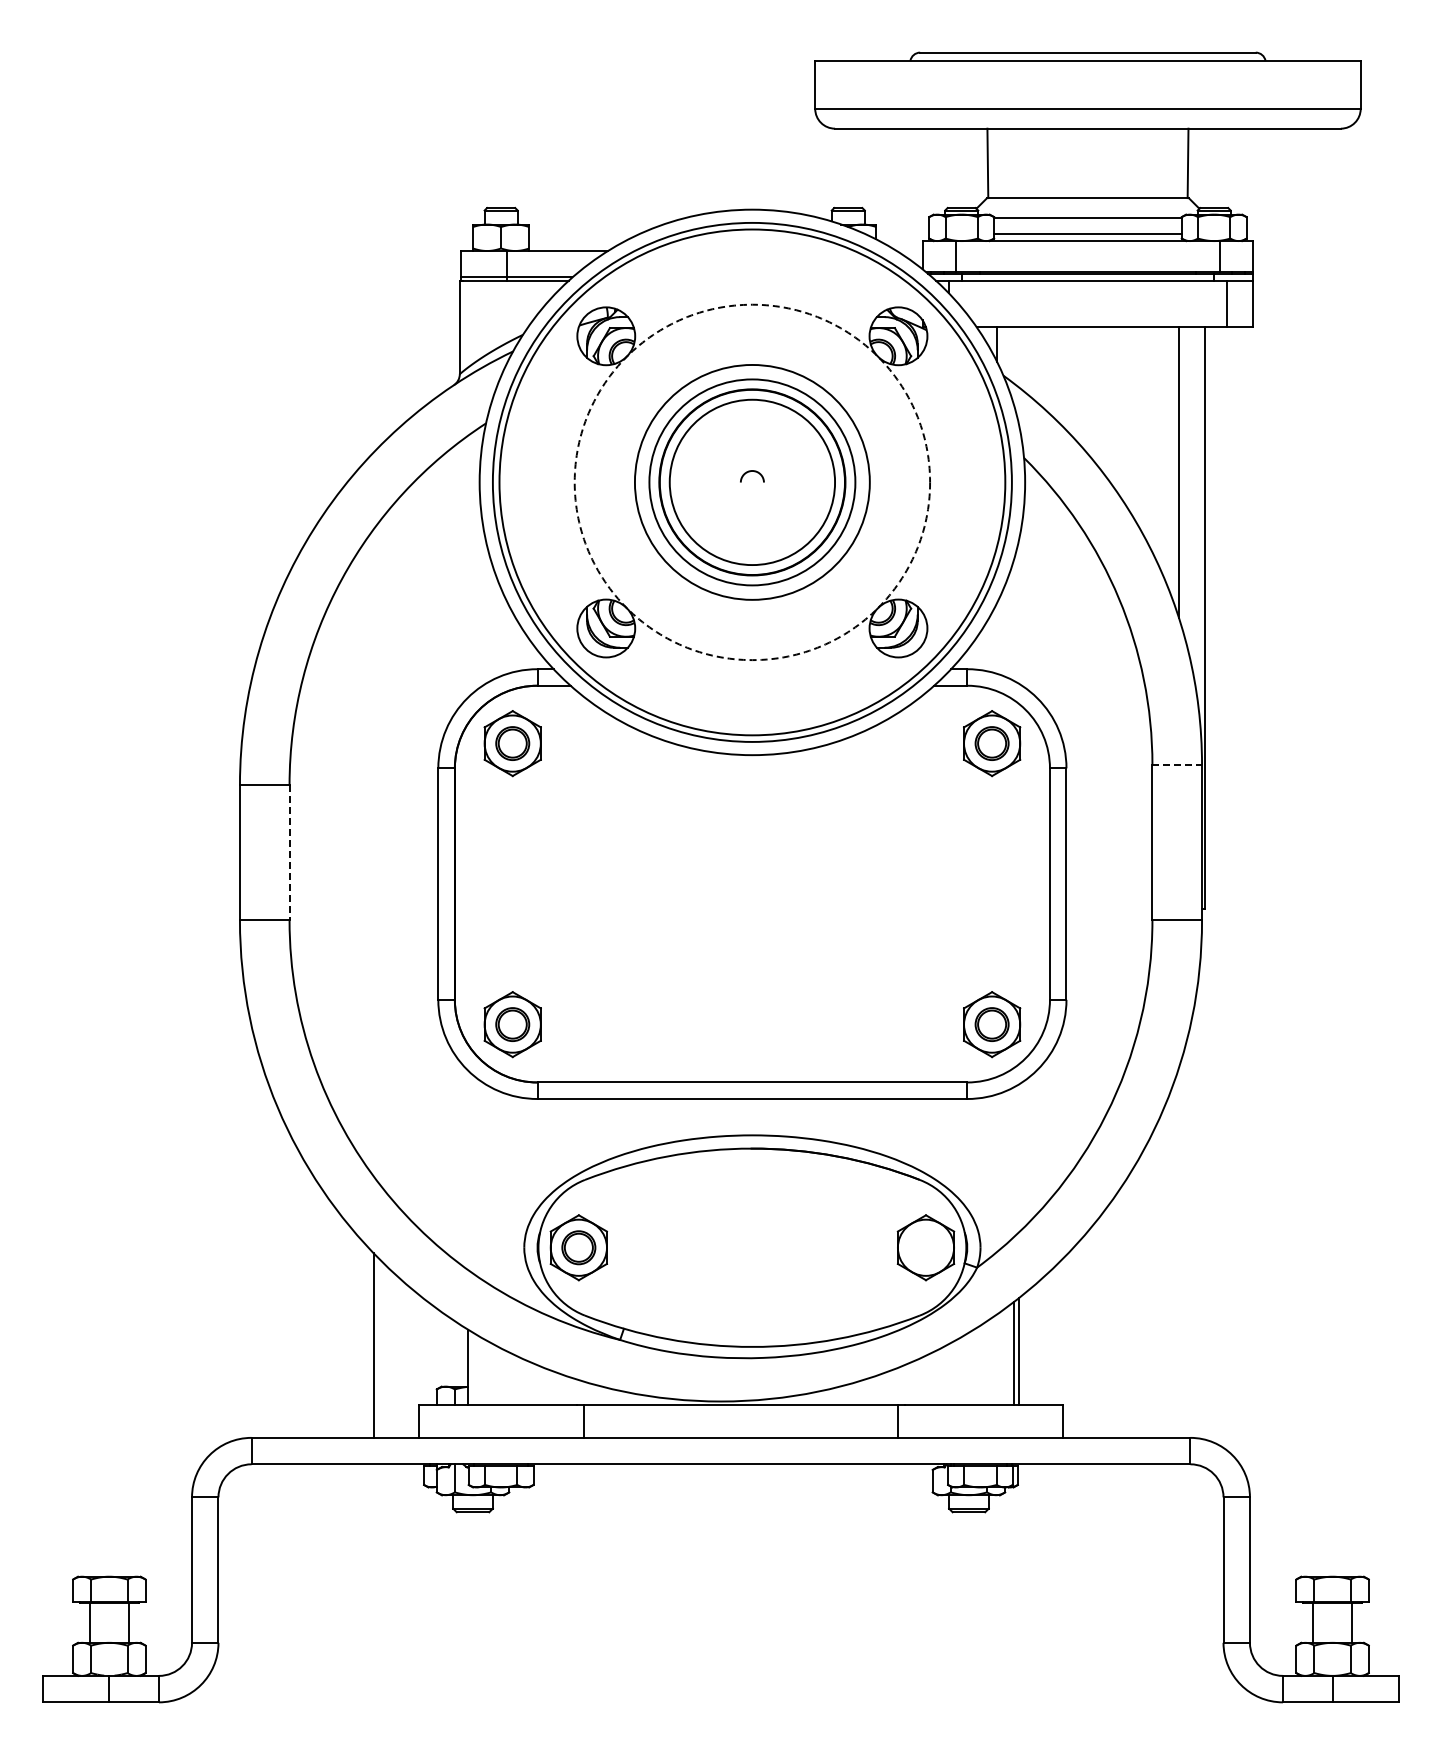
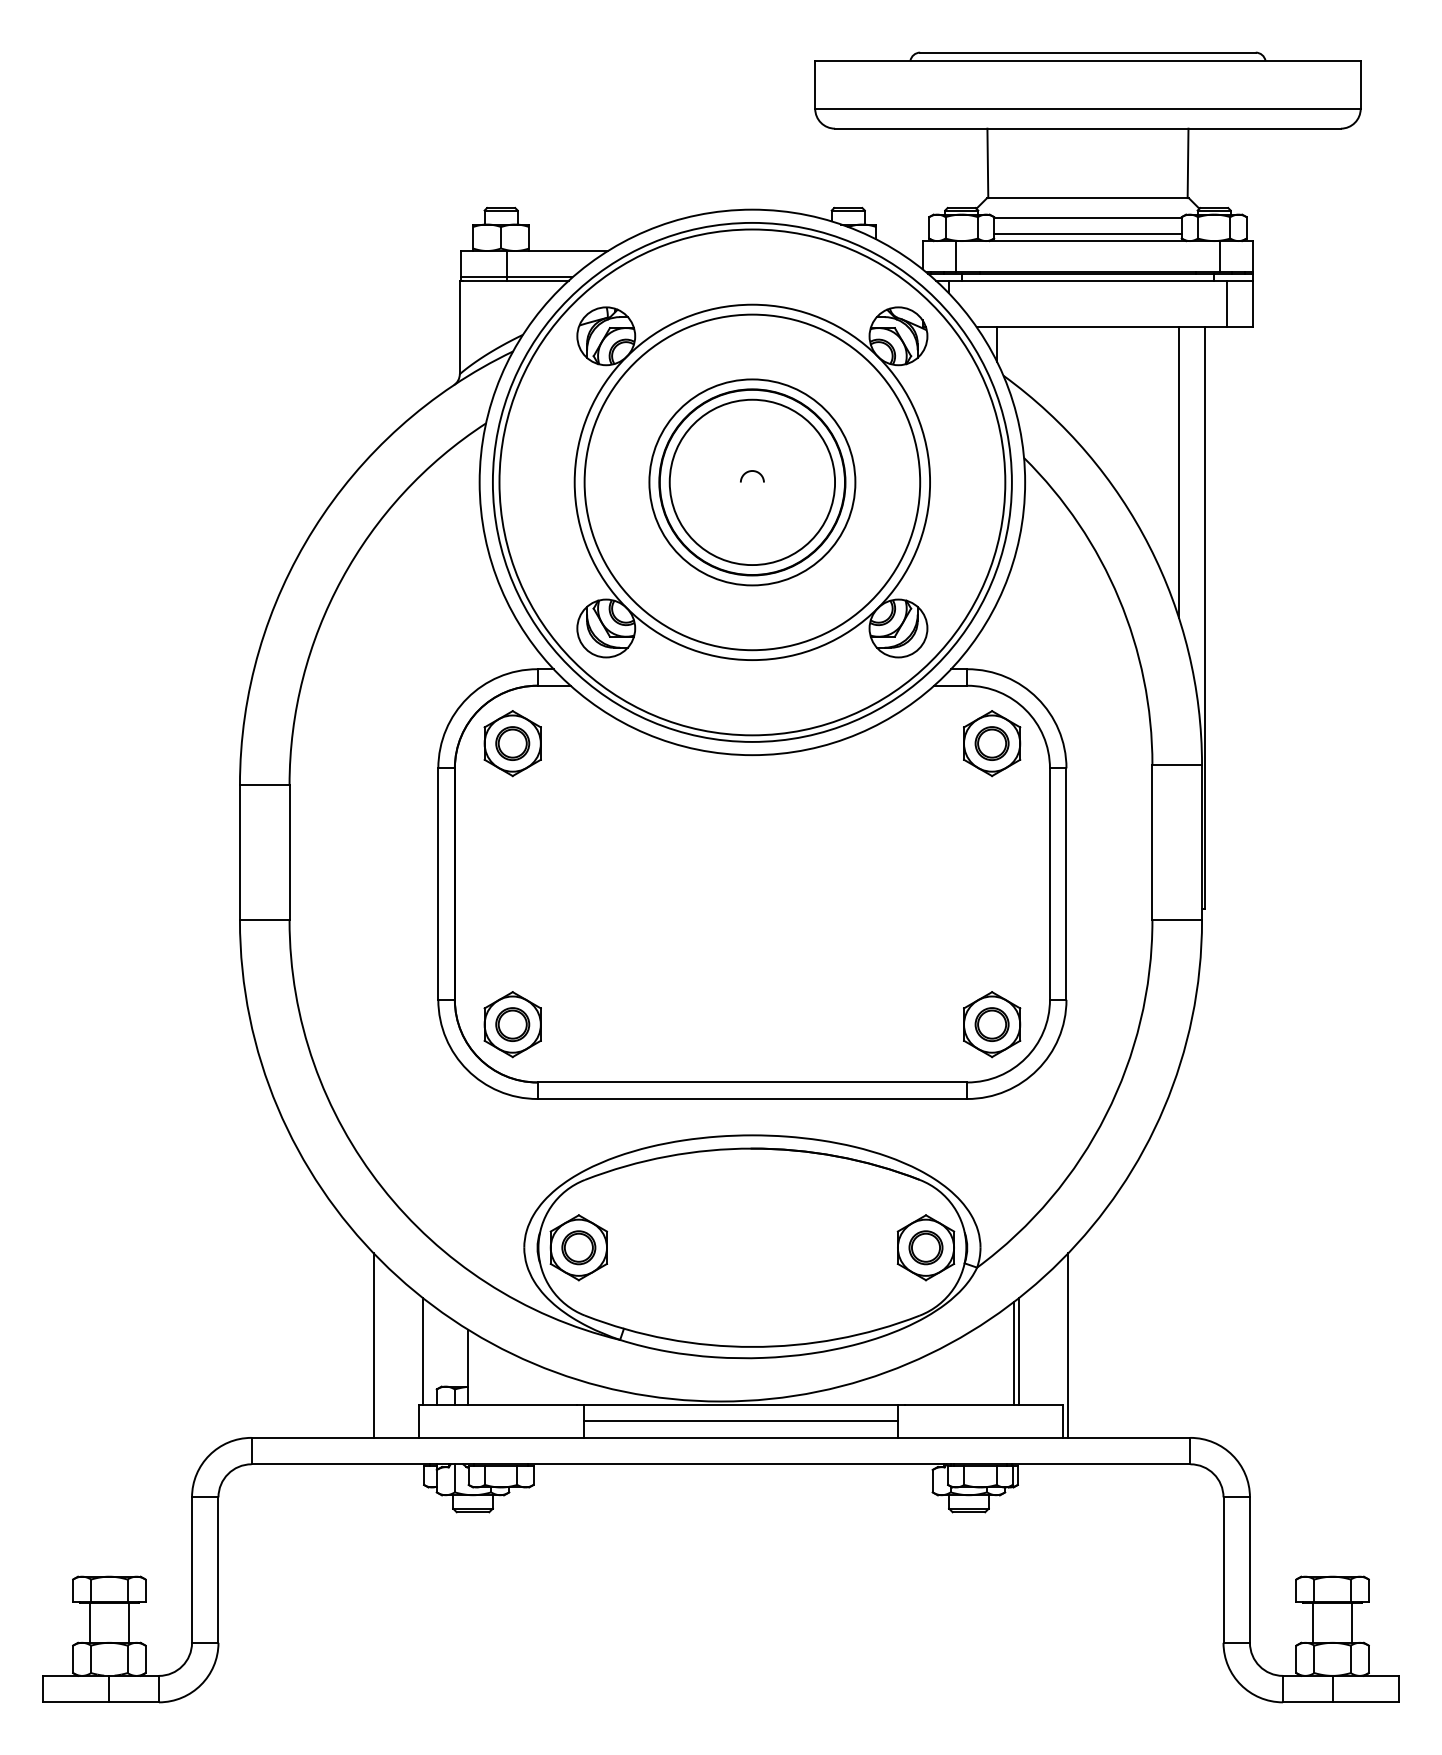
circle diameter: 235 px -> 336 px (752, 482)
circle: dashed -> solid (752, 482)
line: dashed -> solid (1177, 765)
line: dashed -> solid (289, 852)
part: none -> present (925, 1247)
line: none -> present (1068, 1345)
line: none -> present (423, 1351)
line: none -> present (740, 1421)
